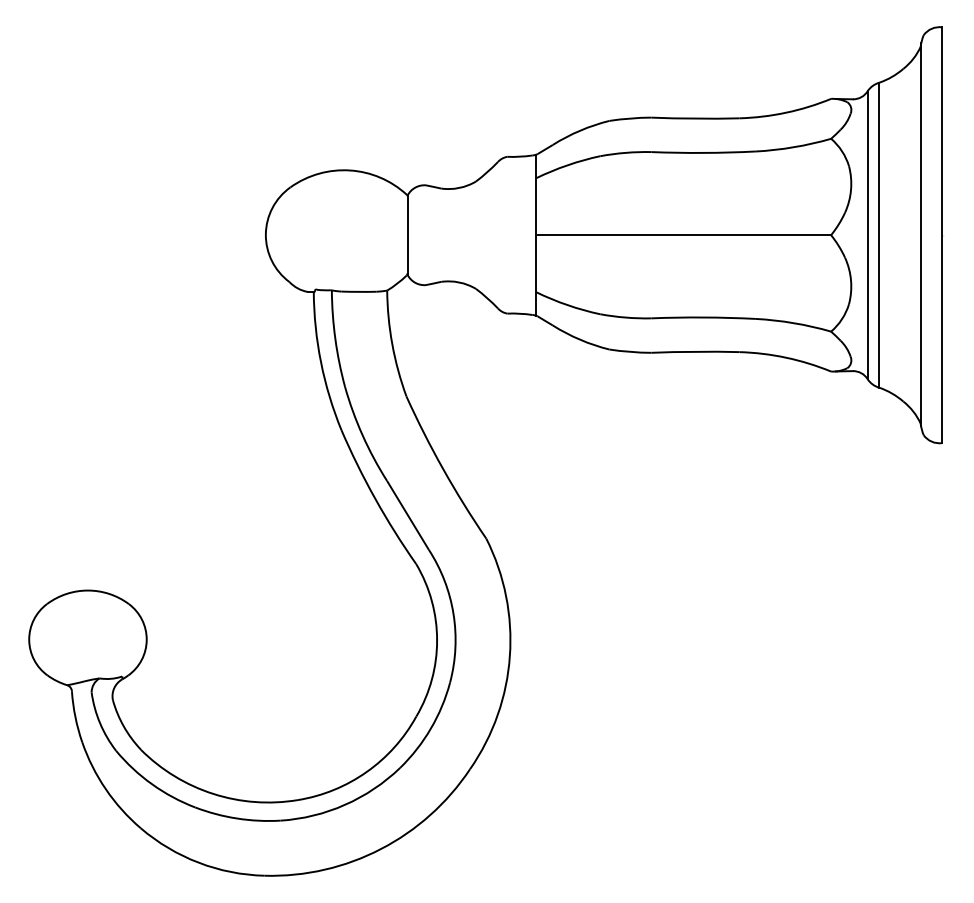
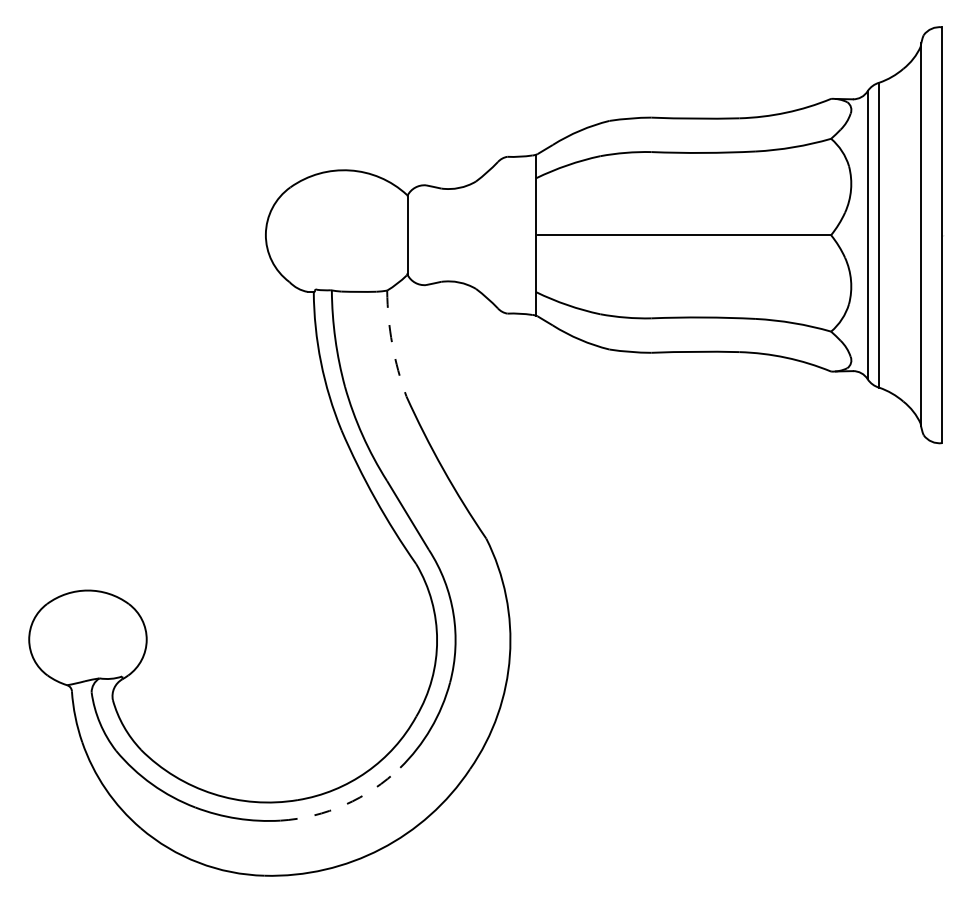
arc: solid -> dashed (392, 344)
arc: solid -> dashed (345, 804)
